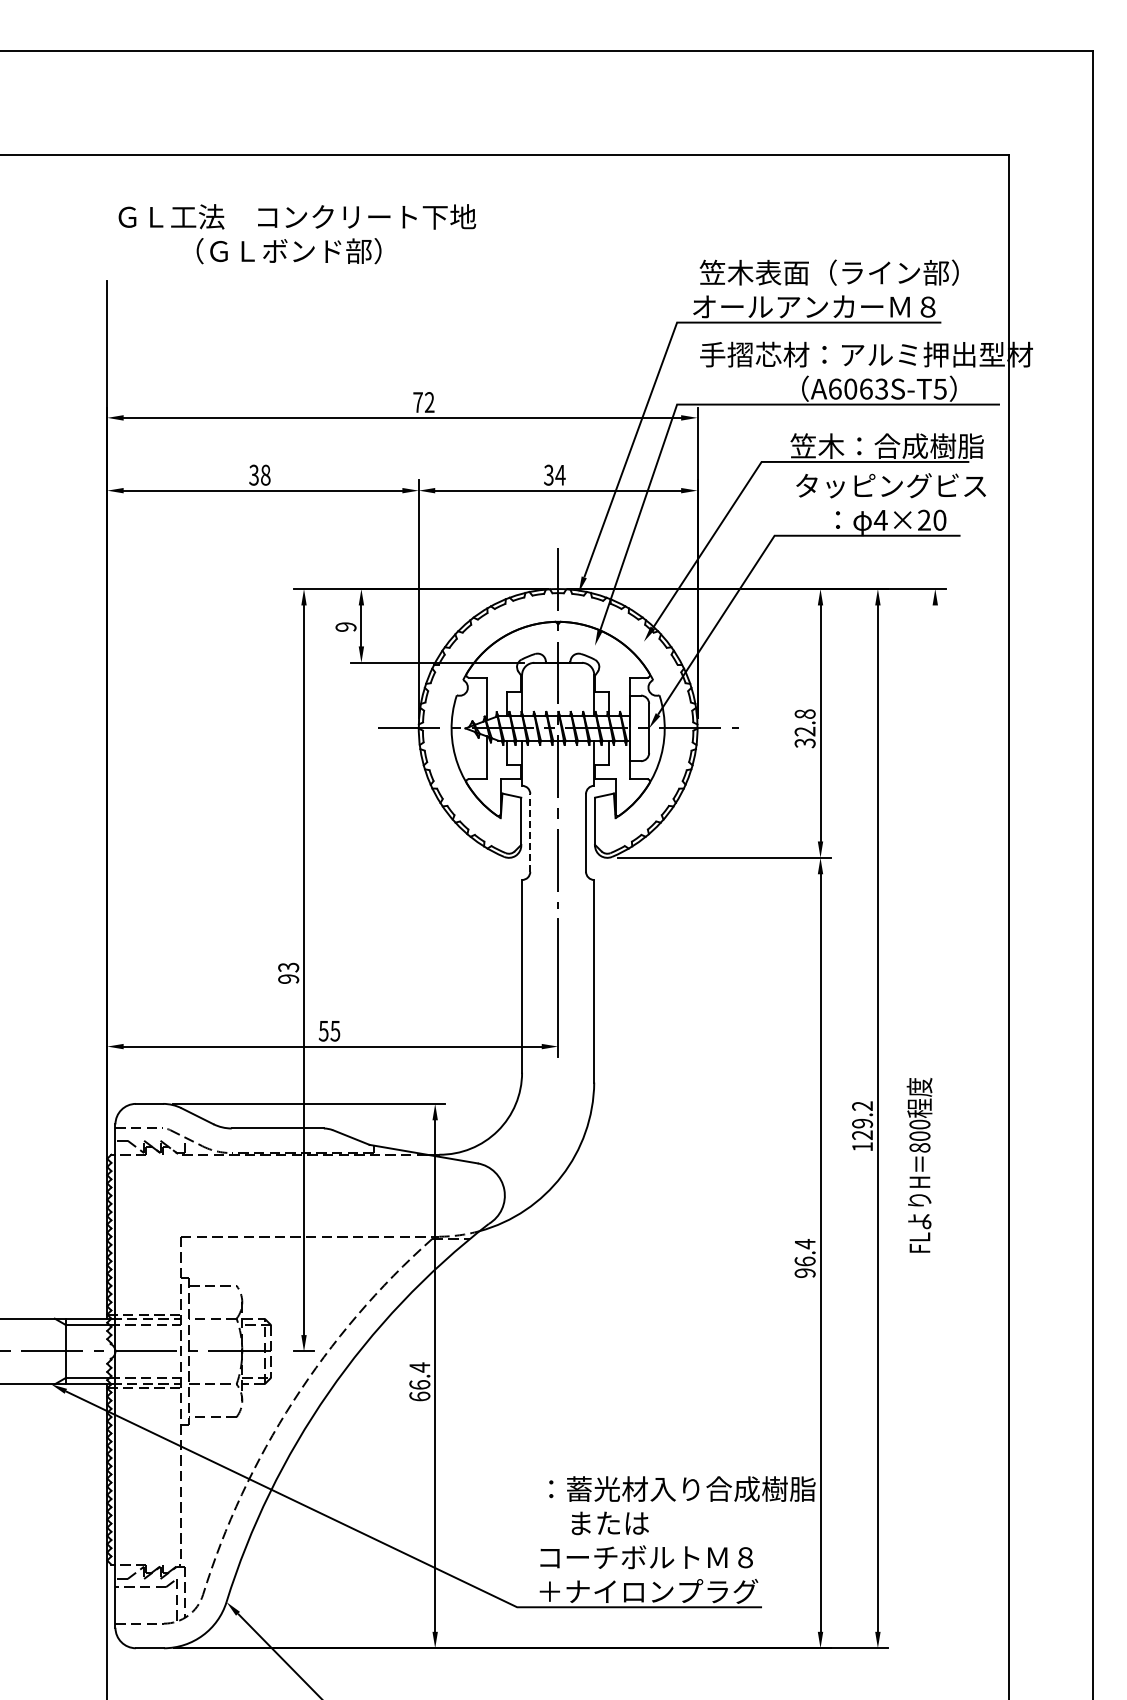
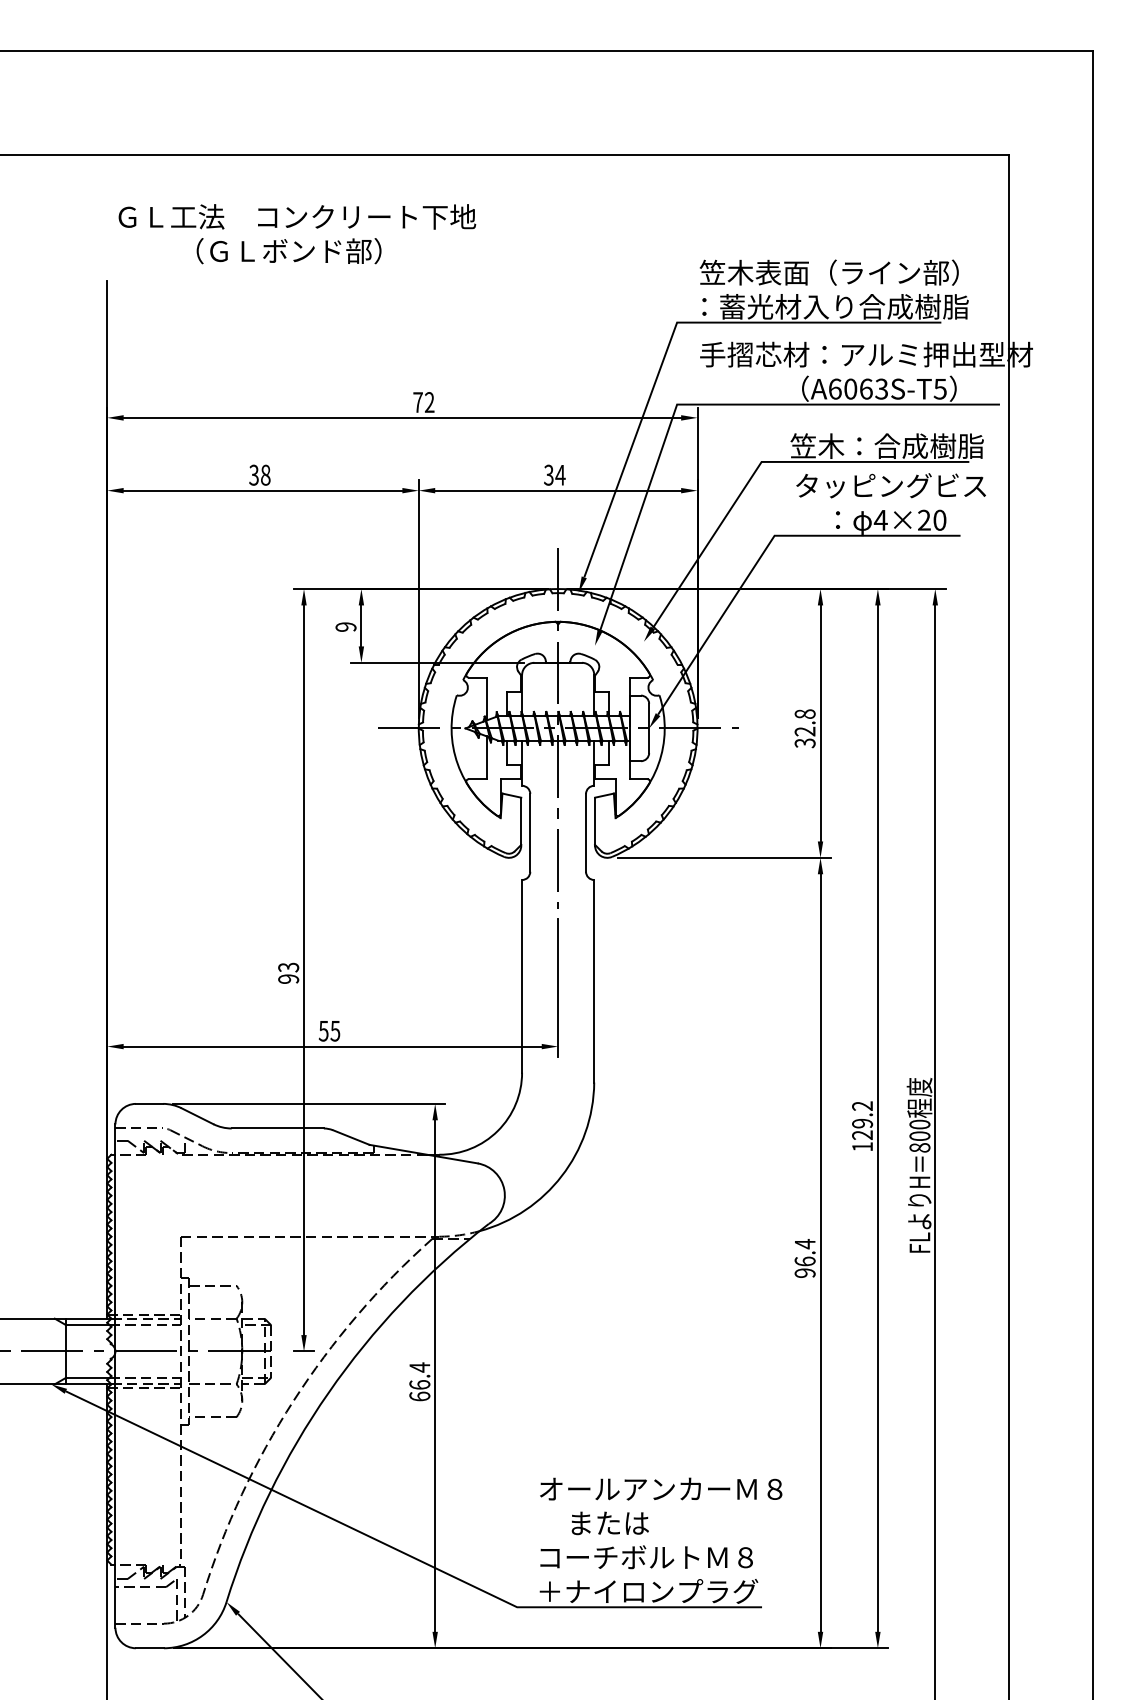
text: オールアンカーＭ８ -> ：蓄光材入り合成樹脂 (830, 306)
line: dashed -> solid (530, 832)
line: none -> present (935, 1150)
text: ：蓄光材入り合成樹脂 -> オールアンカーＭ８ (677, 1488)
